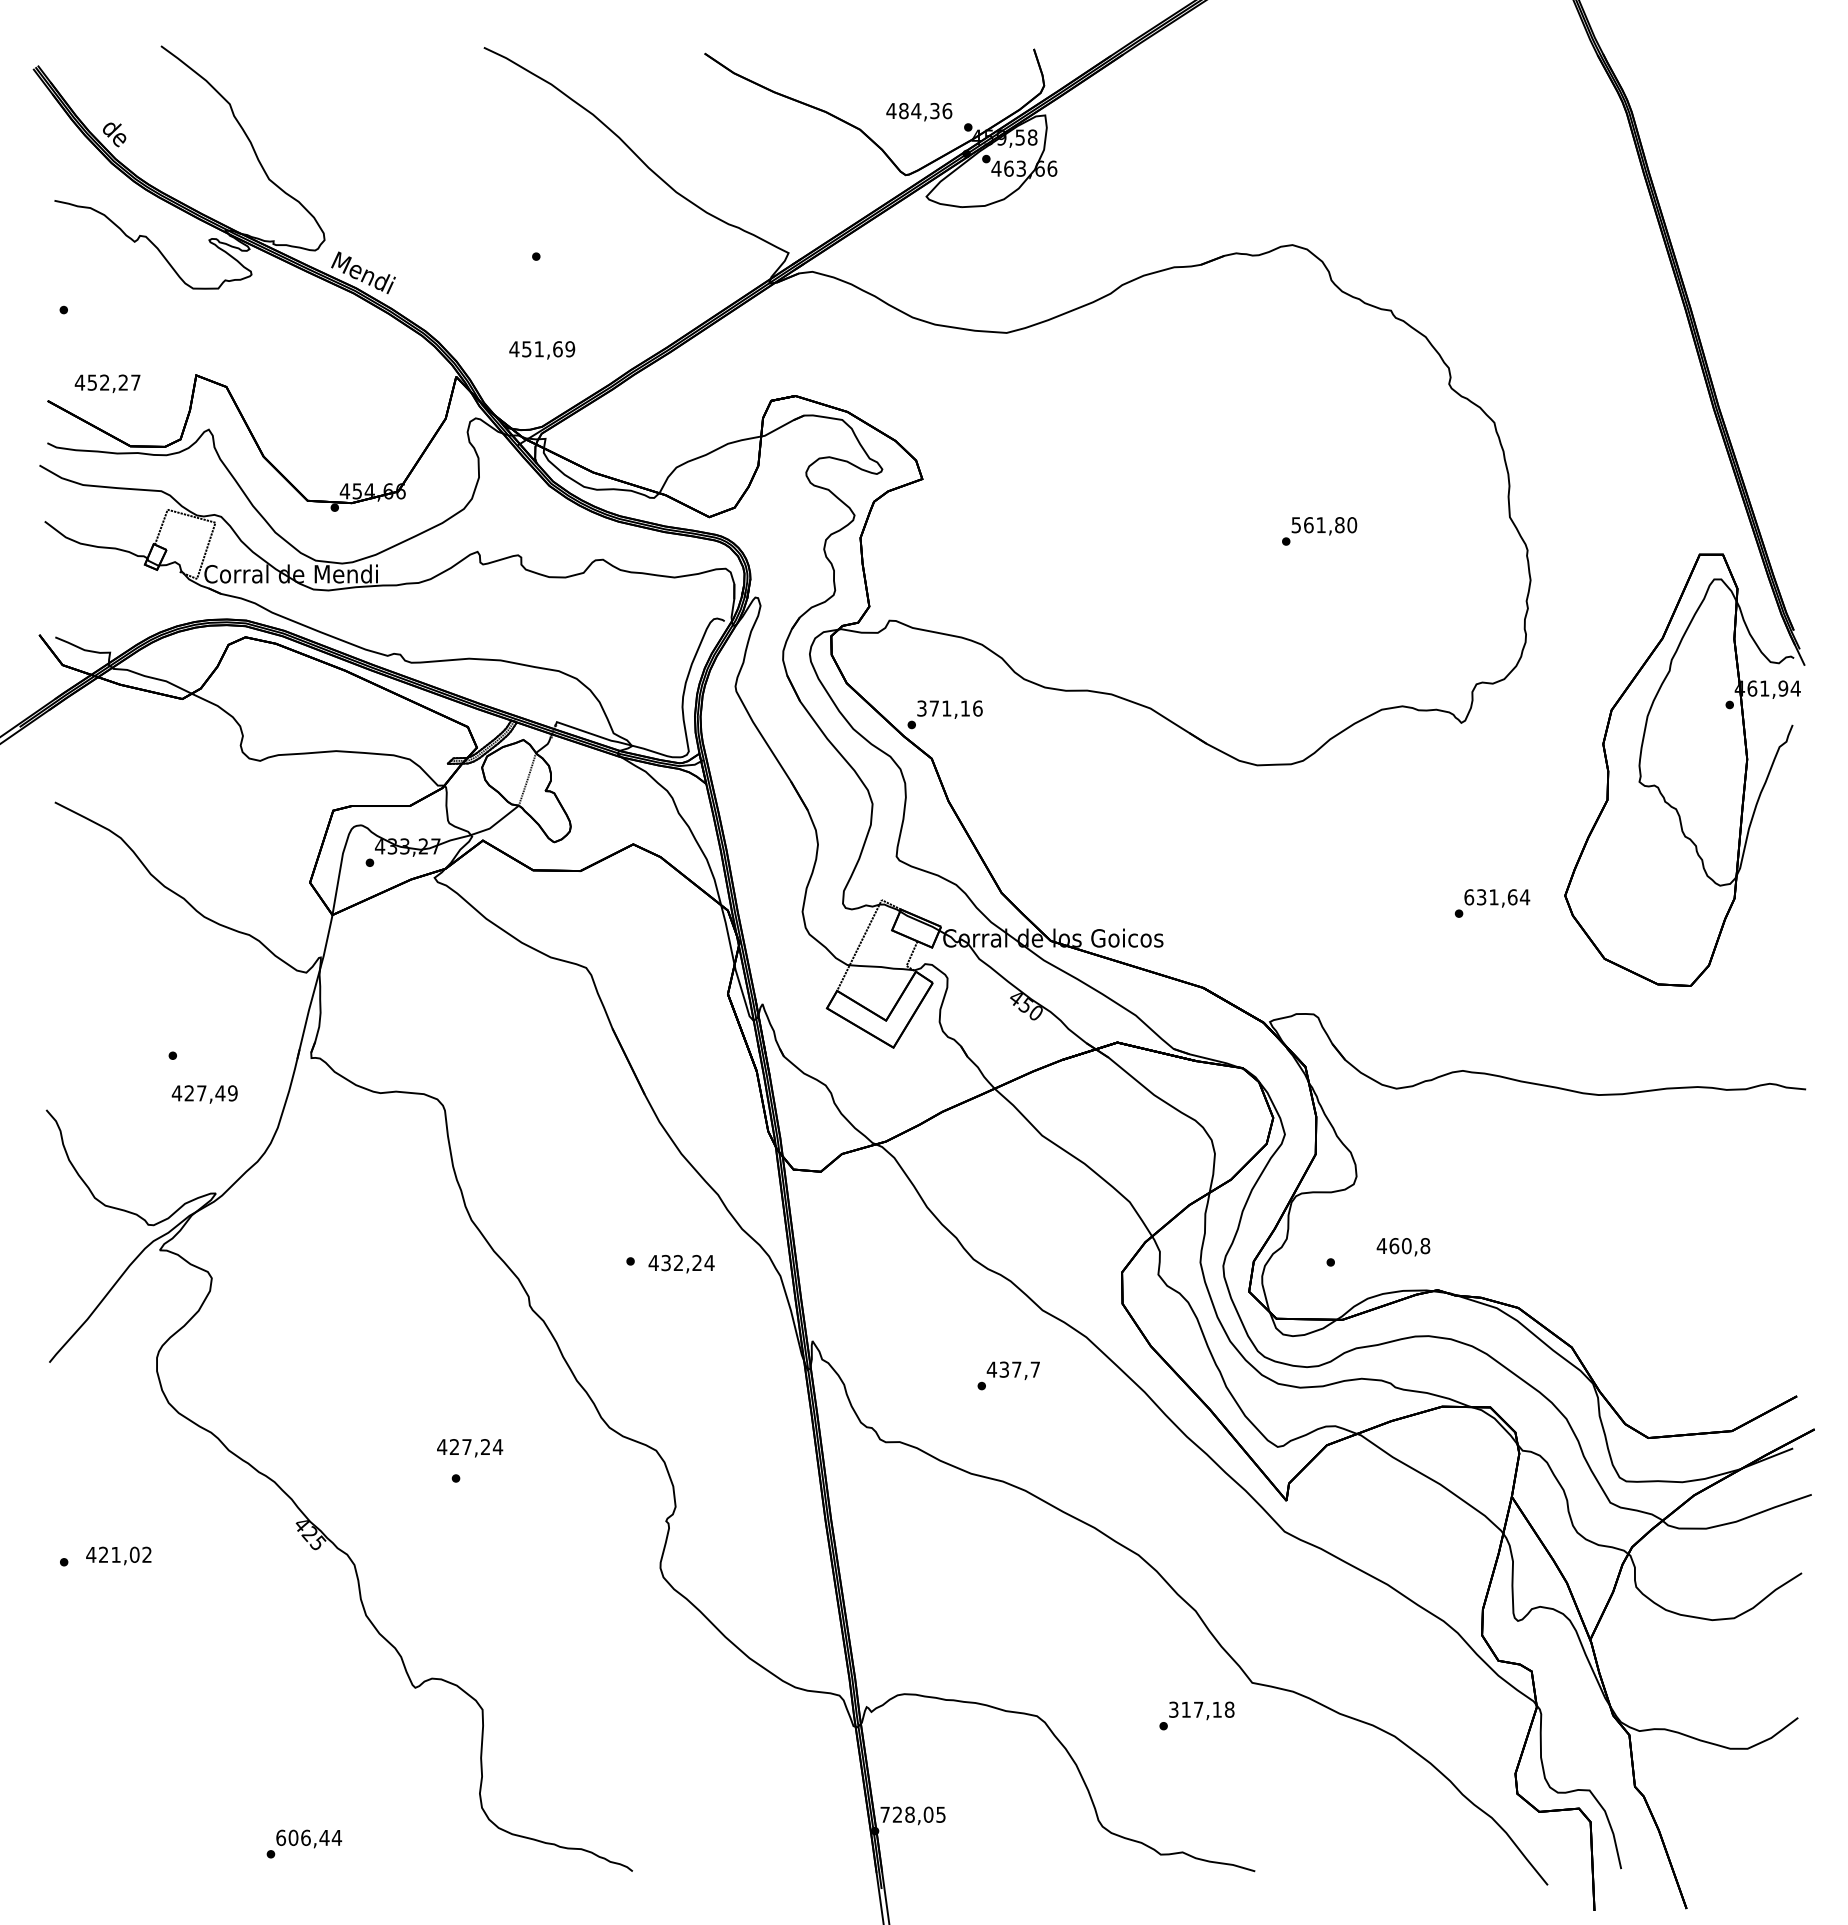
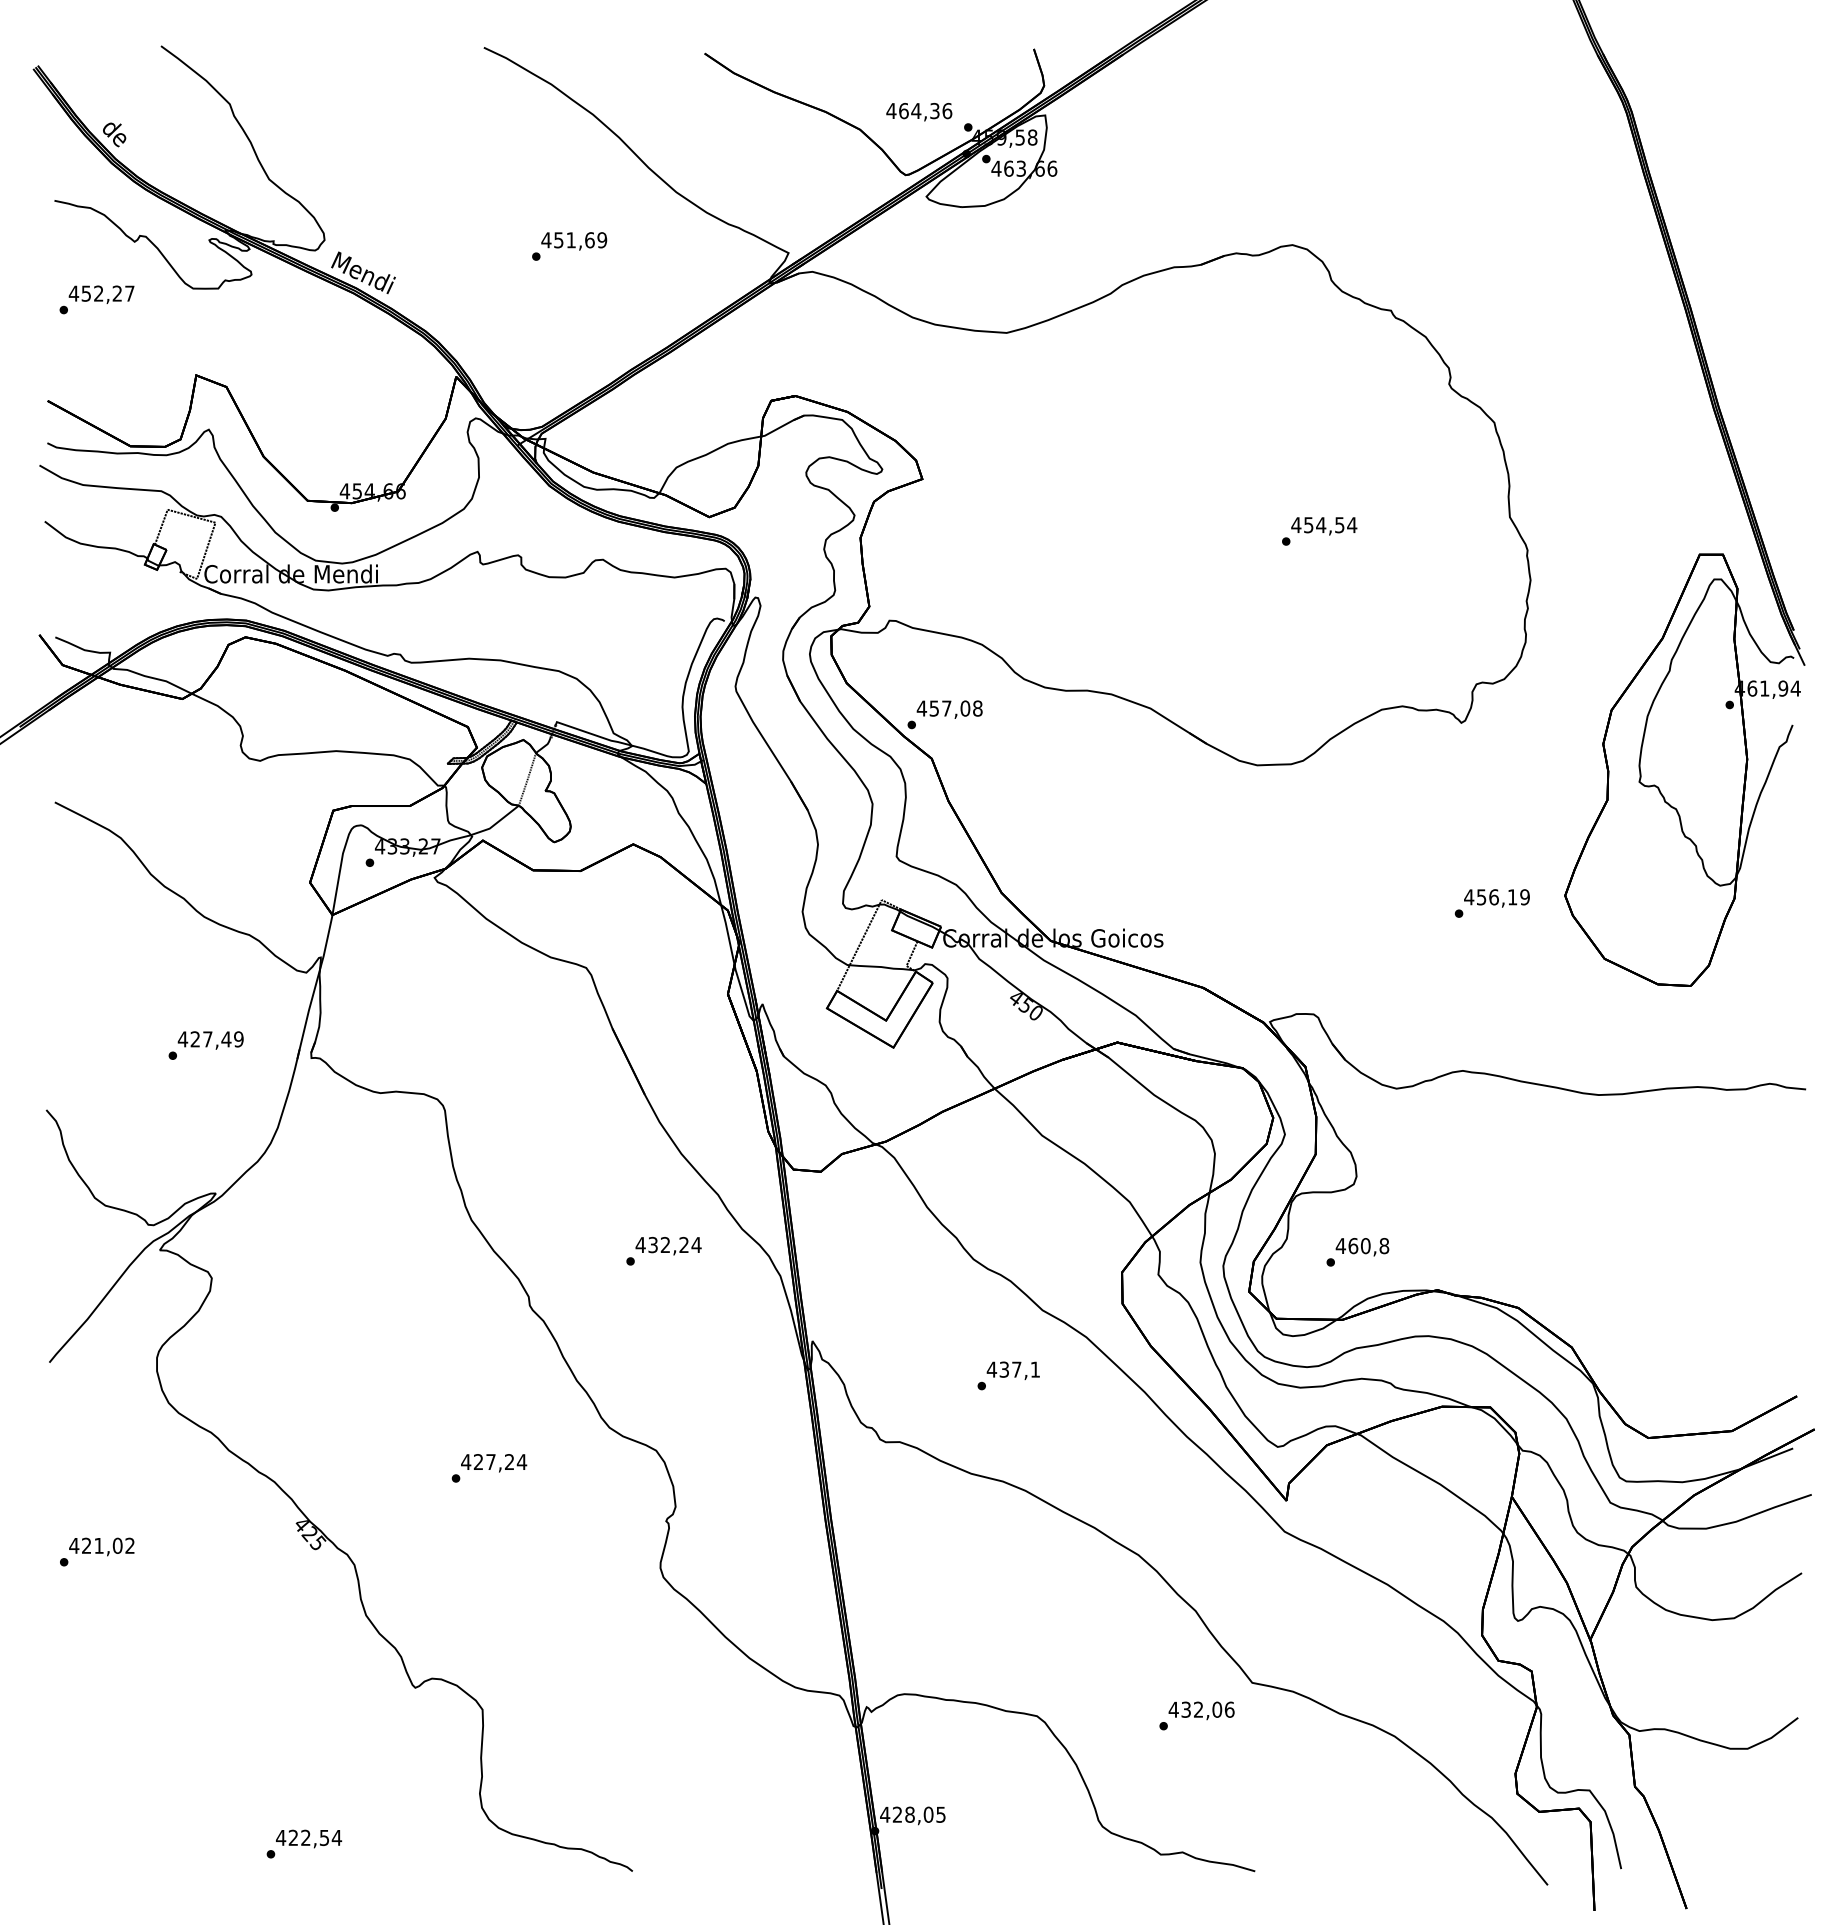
text: 484,36 -> 464,36 (903, 110)
text position: (542, 350) -> (574, 241) (574, 241)
text position: (107, 383) -> (101, 294) (101, 294)
text: 561,80 -> 454,54 (1324, 525)
text: 371,16 -> 457,08 (949, 708)
text: 631,64 -> 456,19 (1497, 897)
text position: (204, 1094) -> (210, 1040) (210, 1040)
text position: (1403, 1247) -> (1362, 1247) (1362, 1247)
text position: (681, 1264) -> (668, 1246) (668, 1246)
text: 437,7 -> 437,1 (1034, 1369)
text position: (470, 1448) -> (494, 1463) (494, 1463)
text position: (118, 1555) -> (101, 1546) (101, 1546)
text: 317,18 -> 432,06 (1201, 1709)
text: 728,05 -> 428,05 (885, 1814)
text: 606,44 -> 422,54 (302, 1837)
